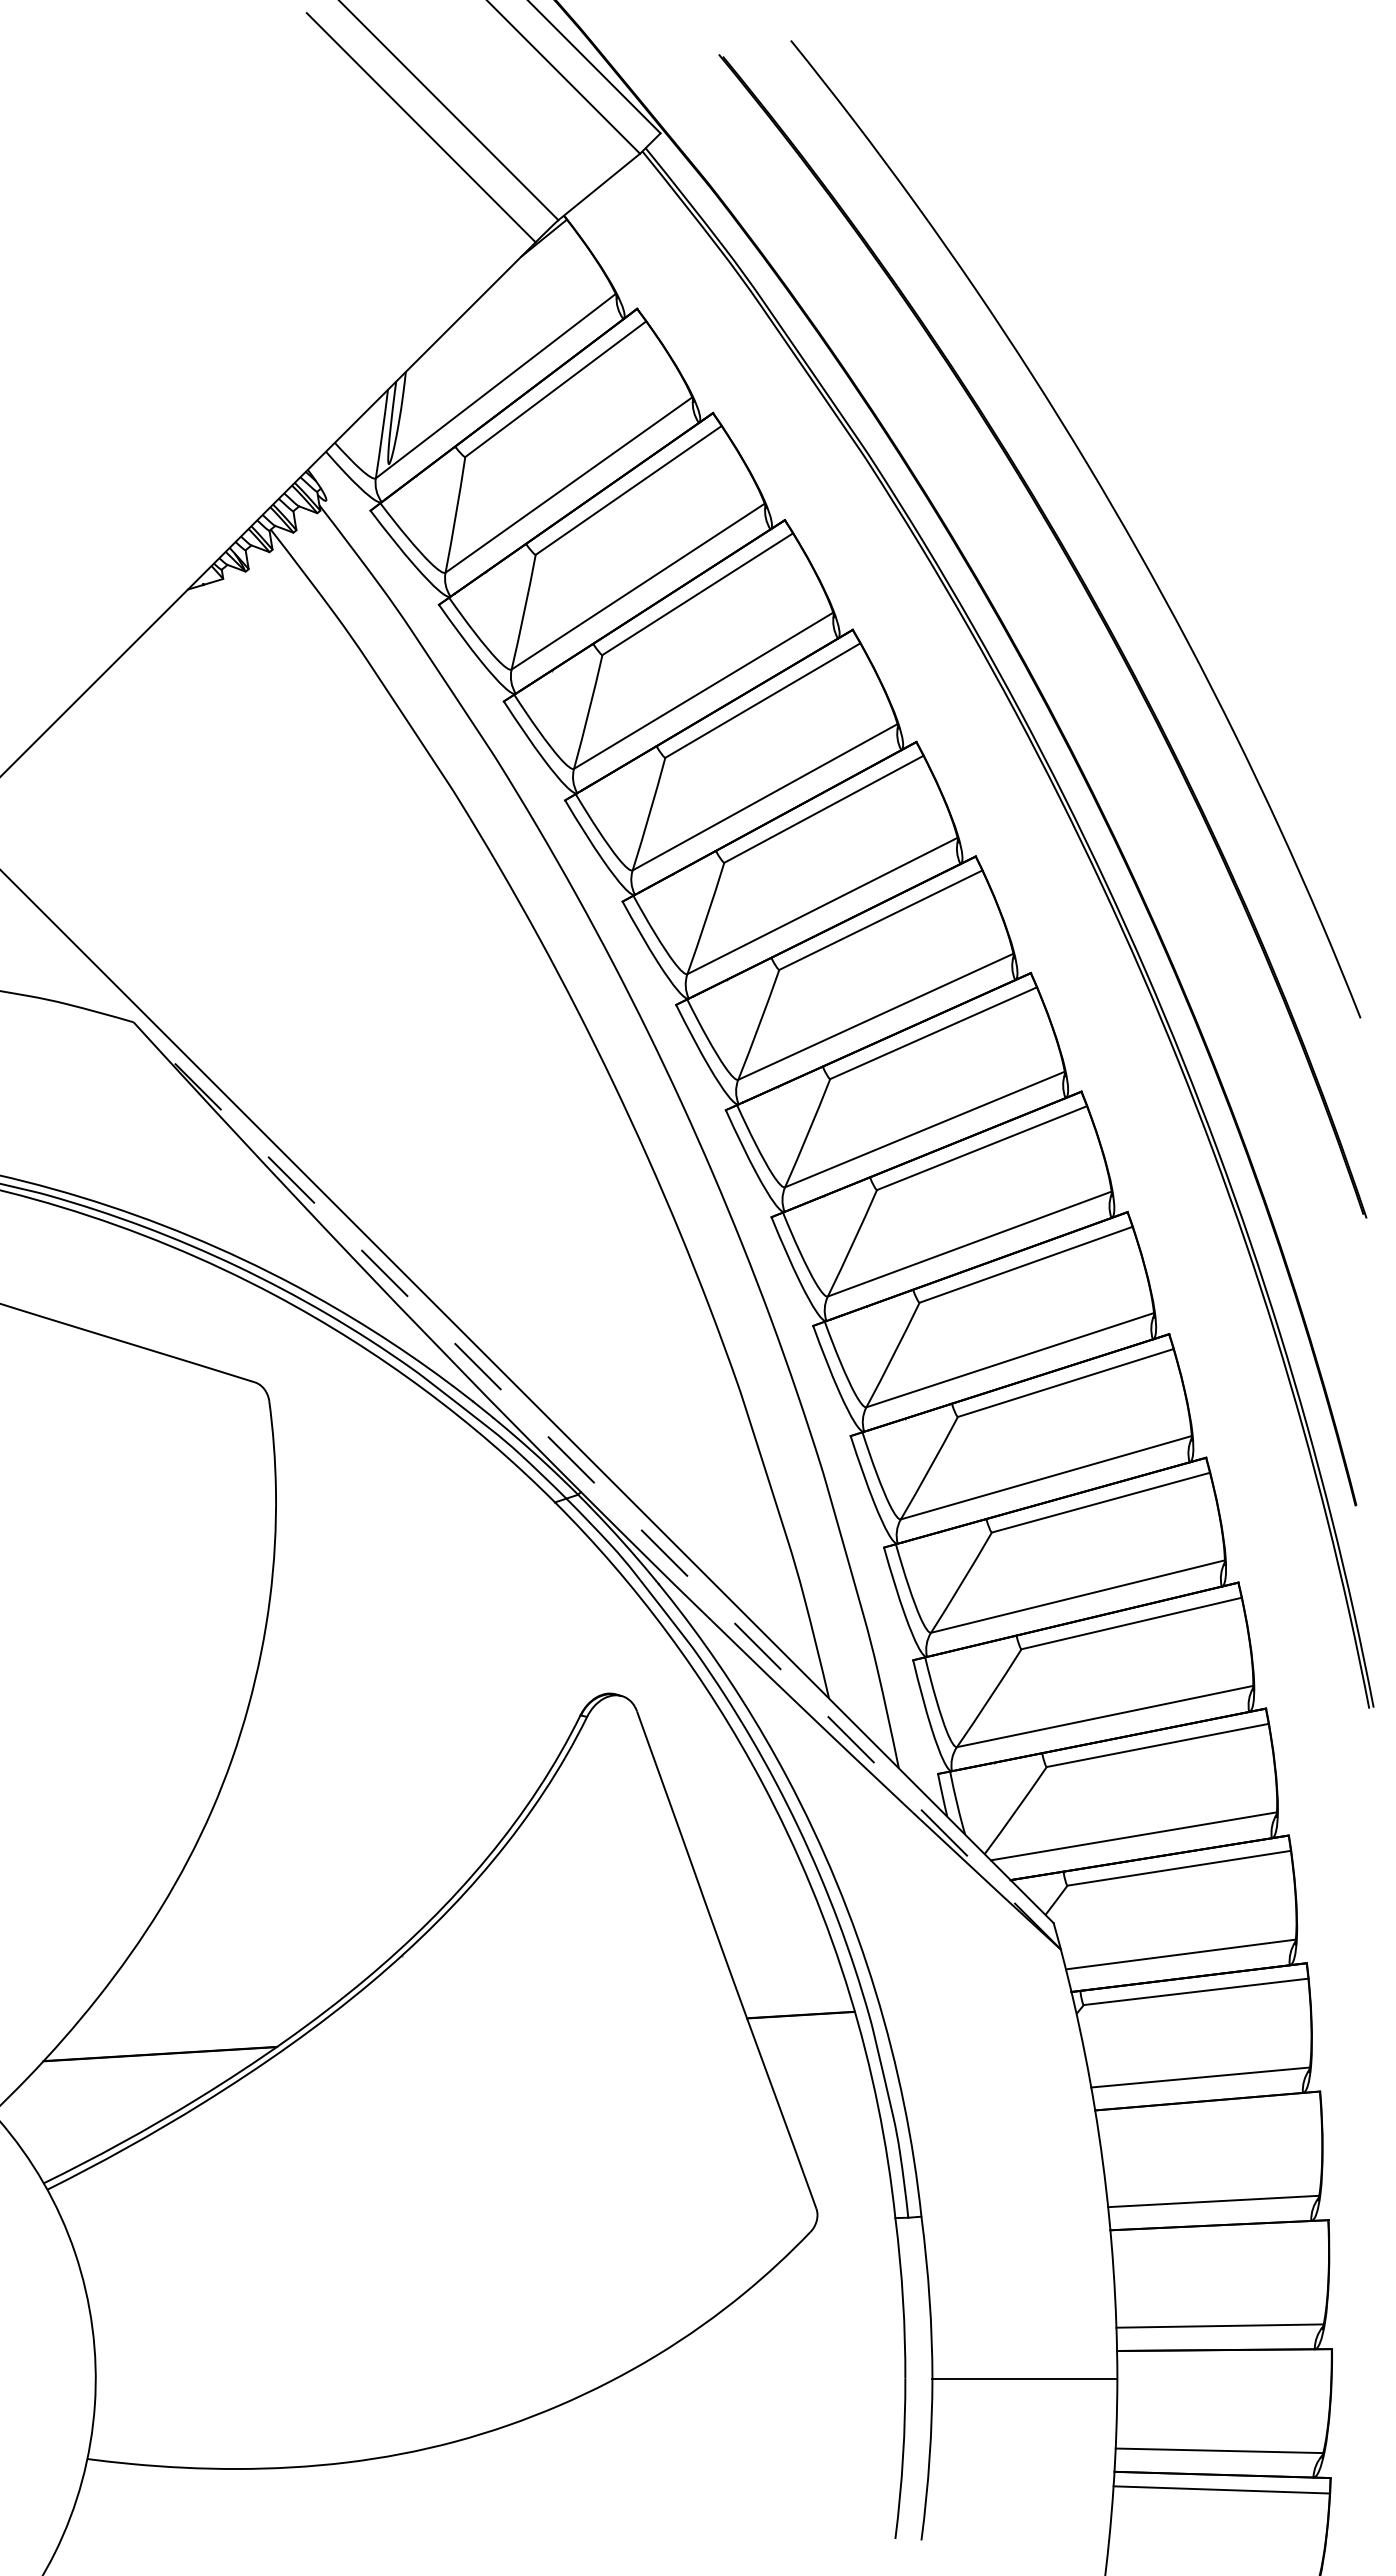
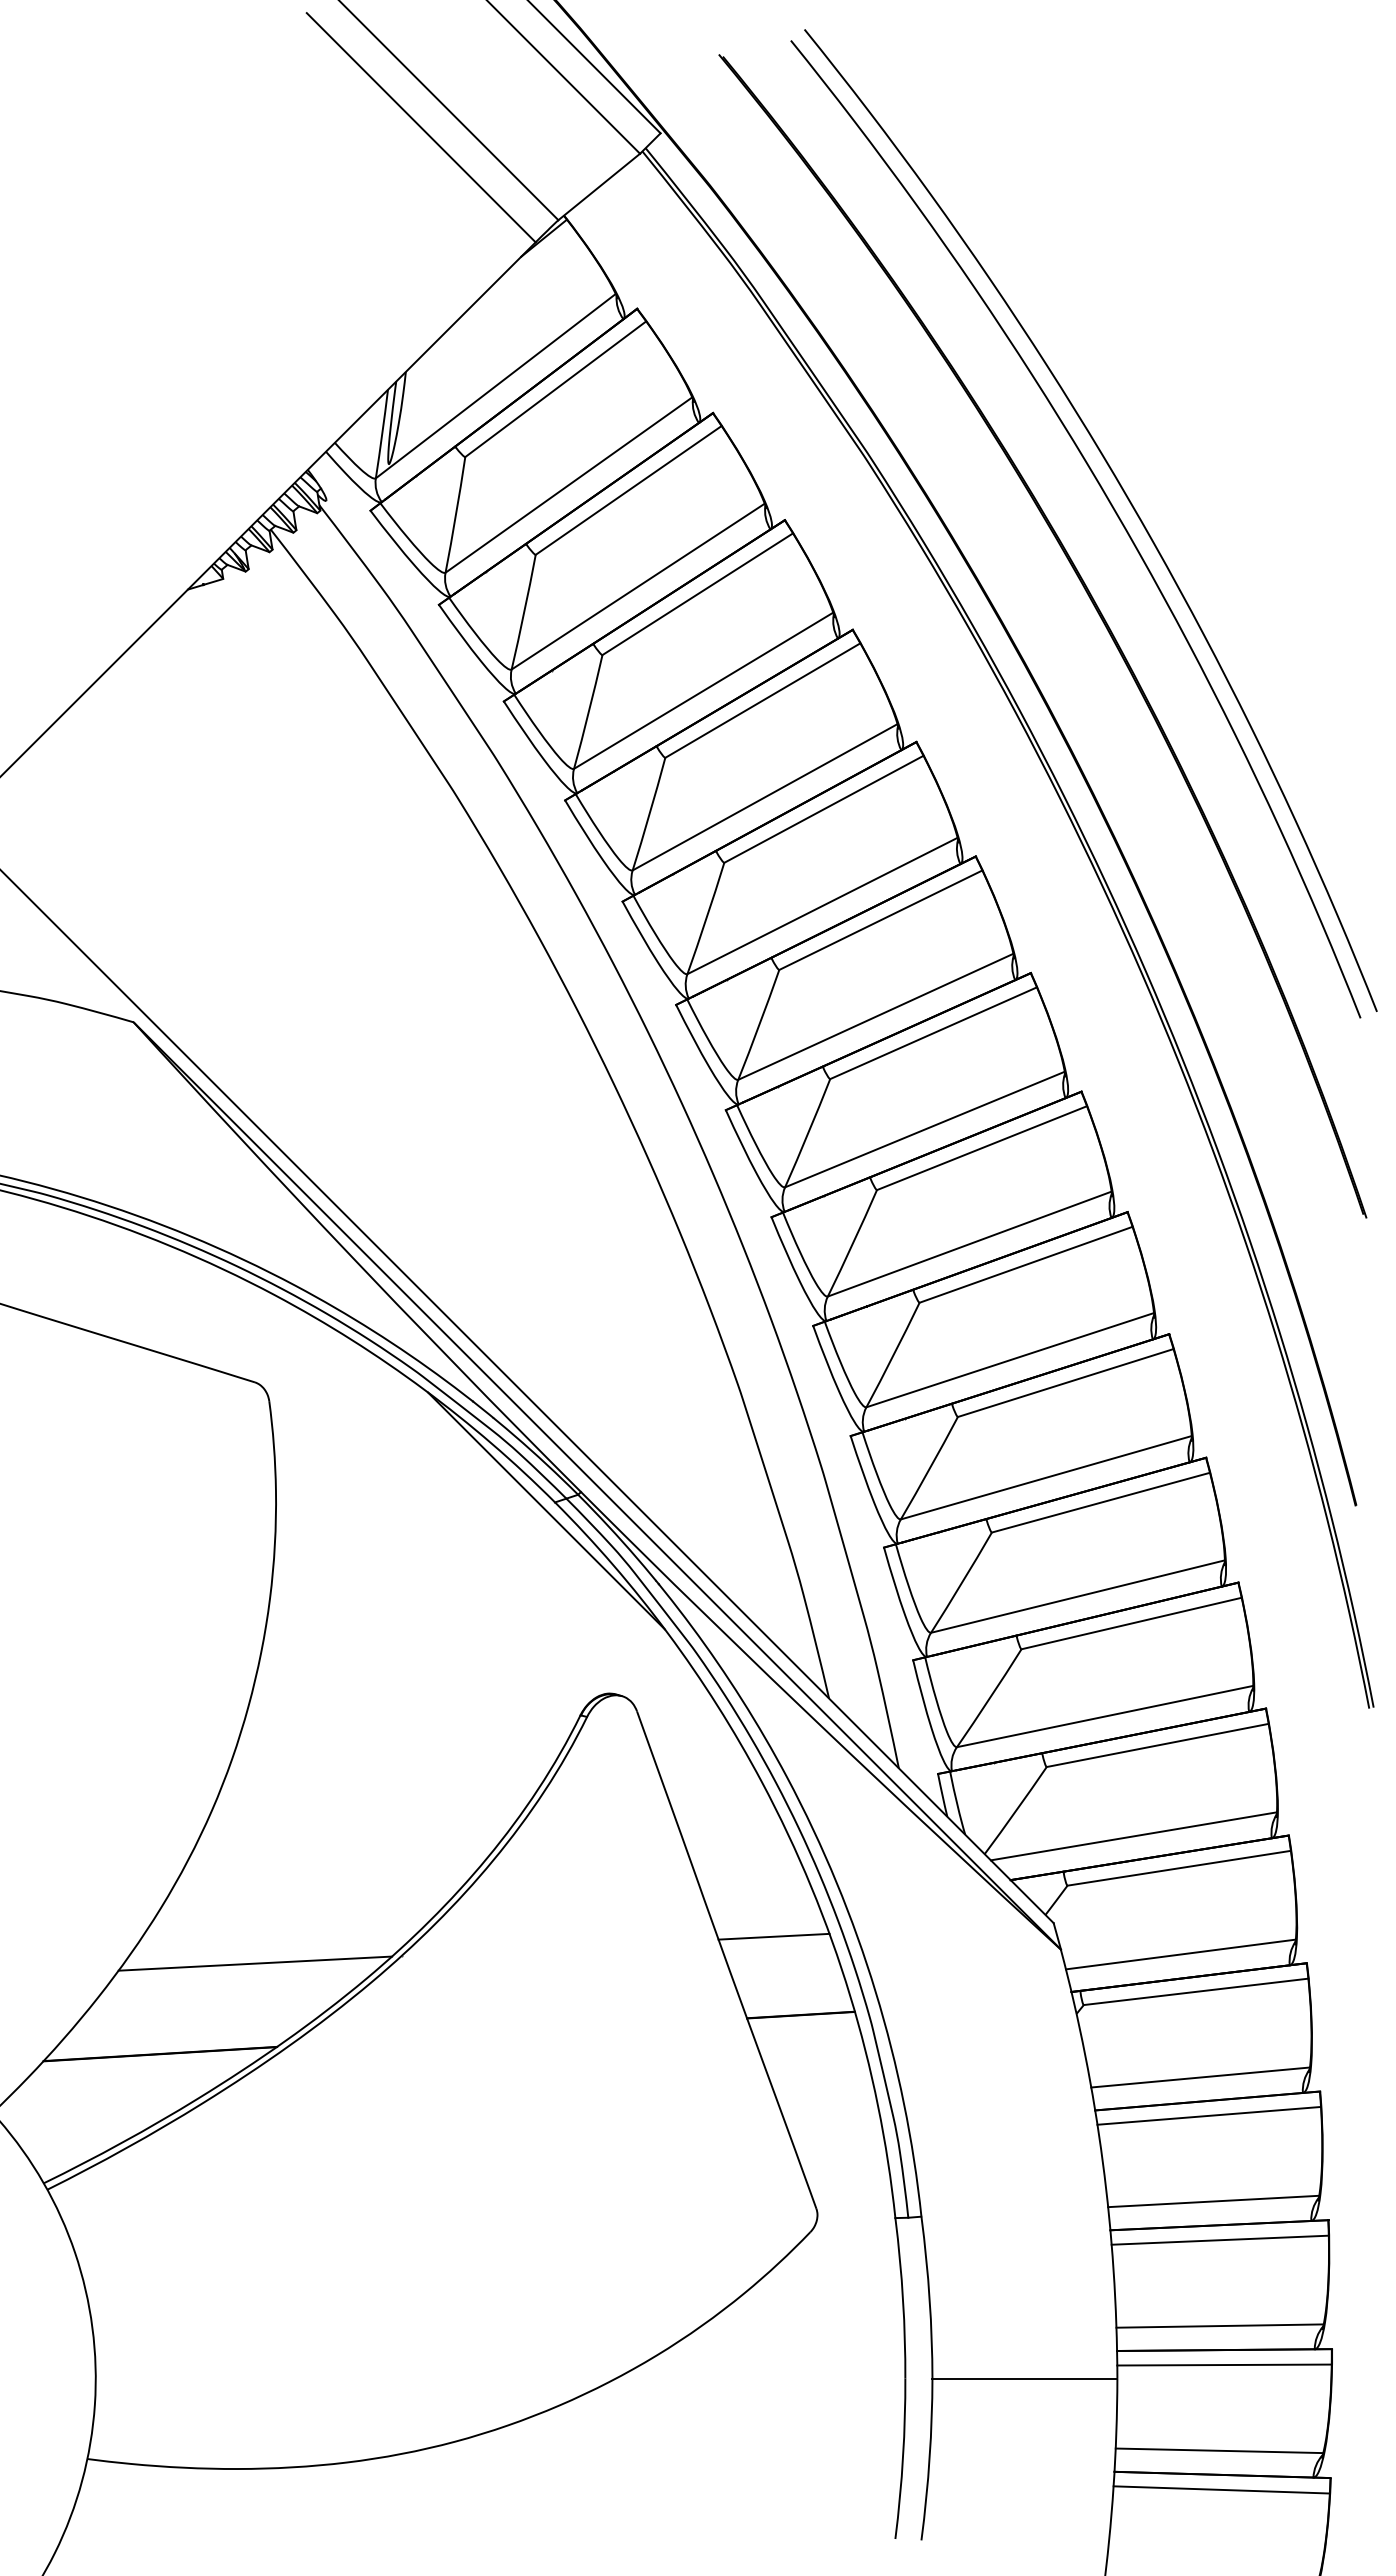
curve: none -> present (1125, 496)
line: dashed -> solid (597, 1485)
line: none -> present (546, 1510)
line: none -> present (773, 1936)
line: none -> present (255, 1963)
line: none -> present (1209, 2115)
line: none -> present (1219, 2239)
line: none -> present (1224, 2364)
